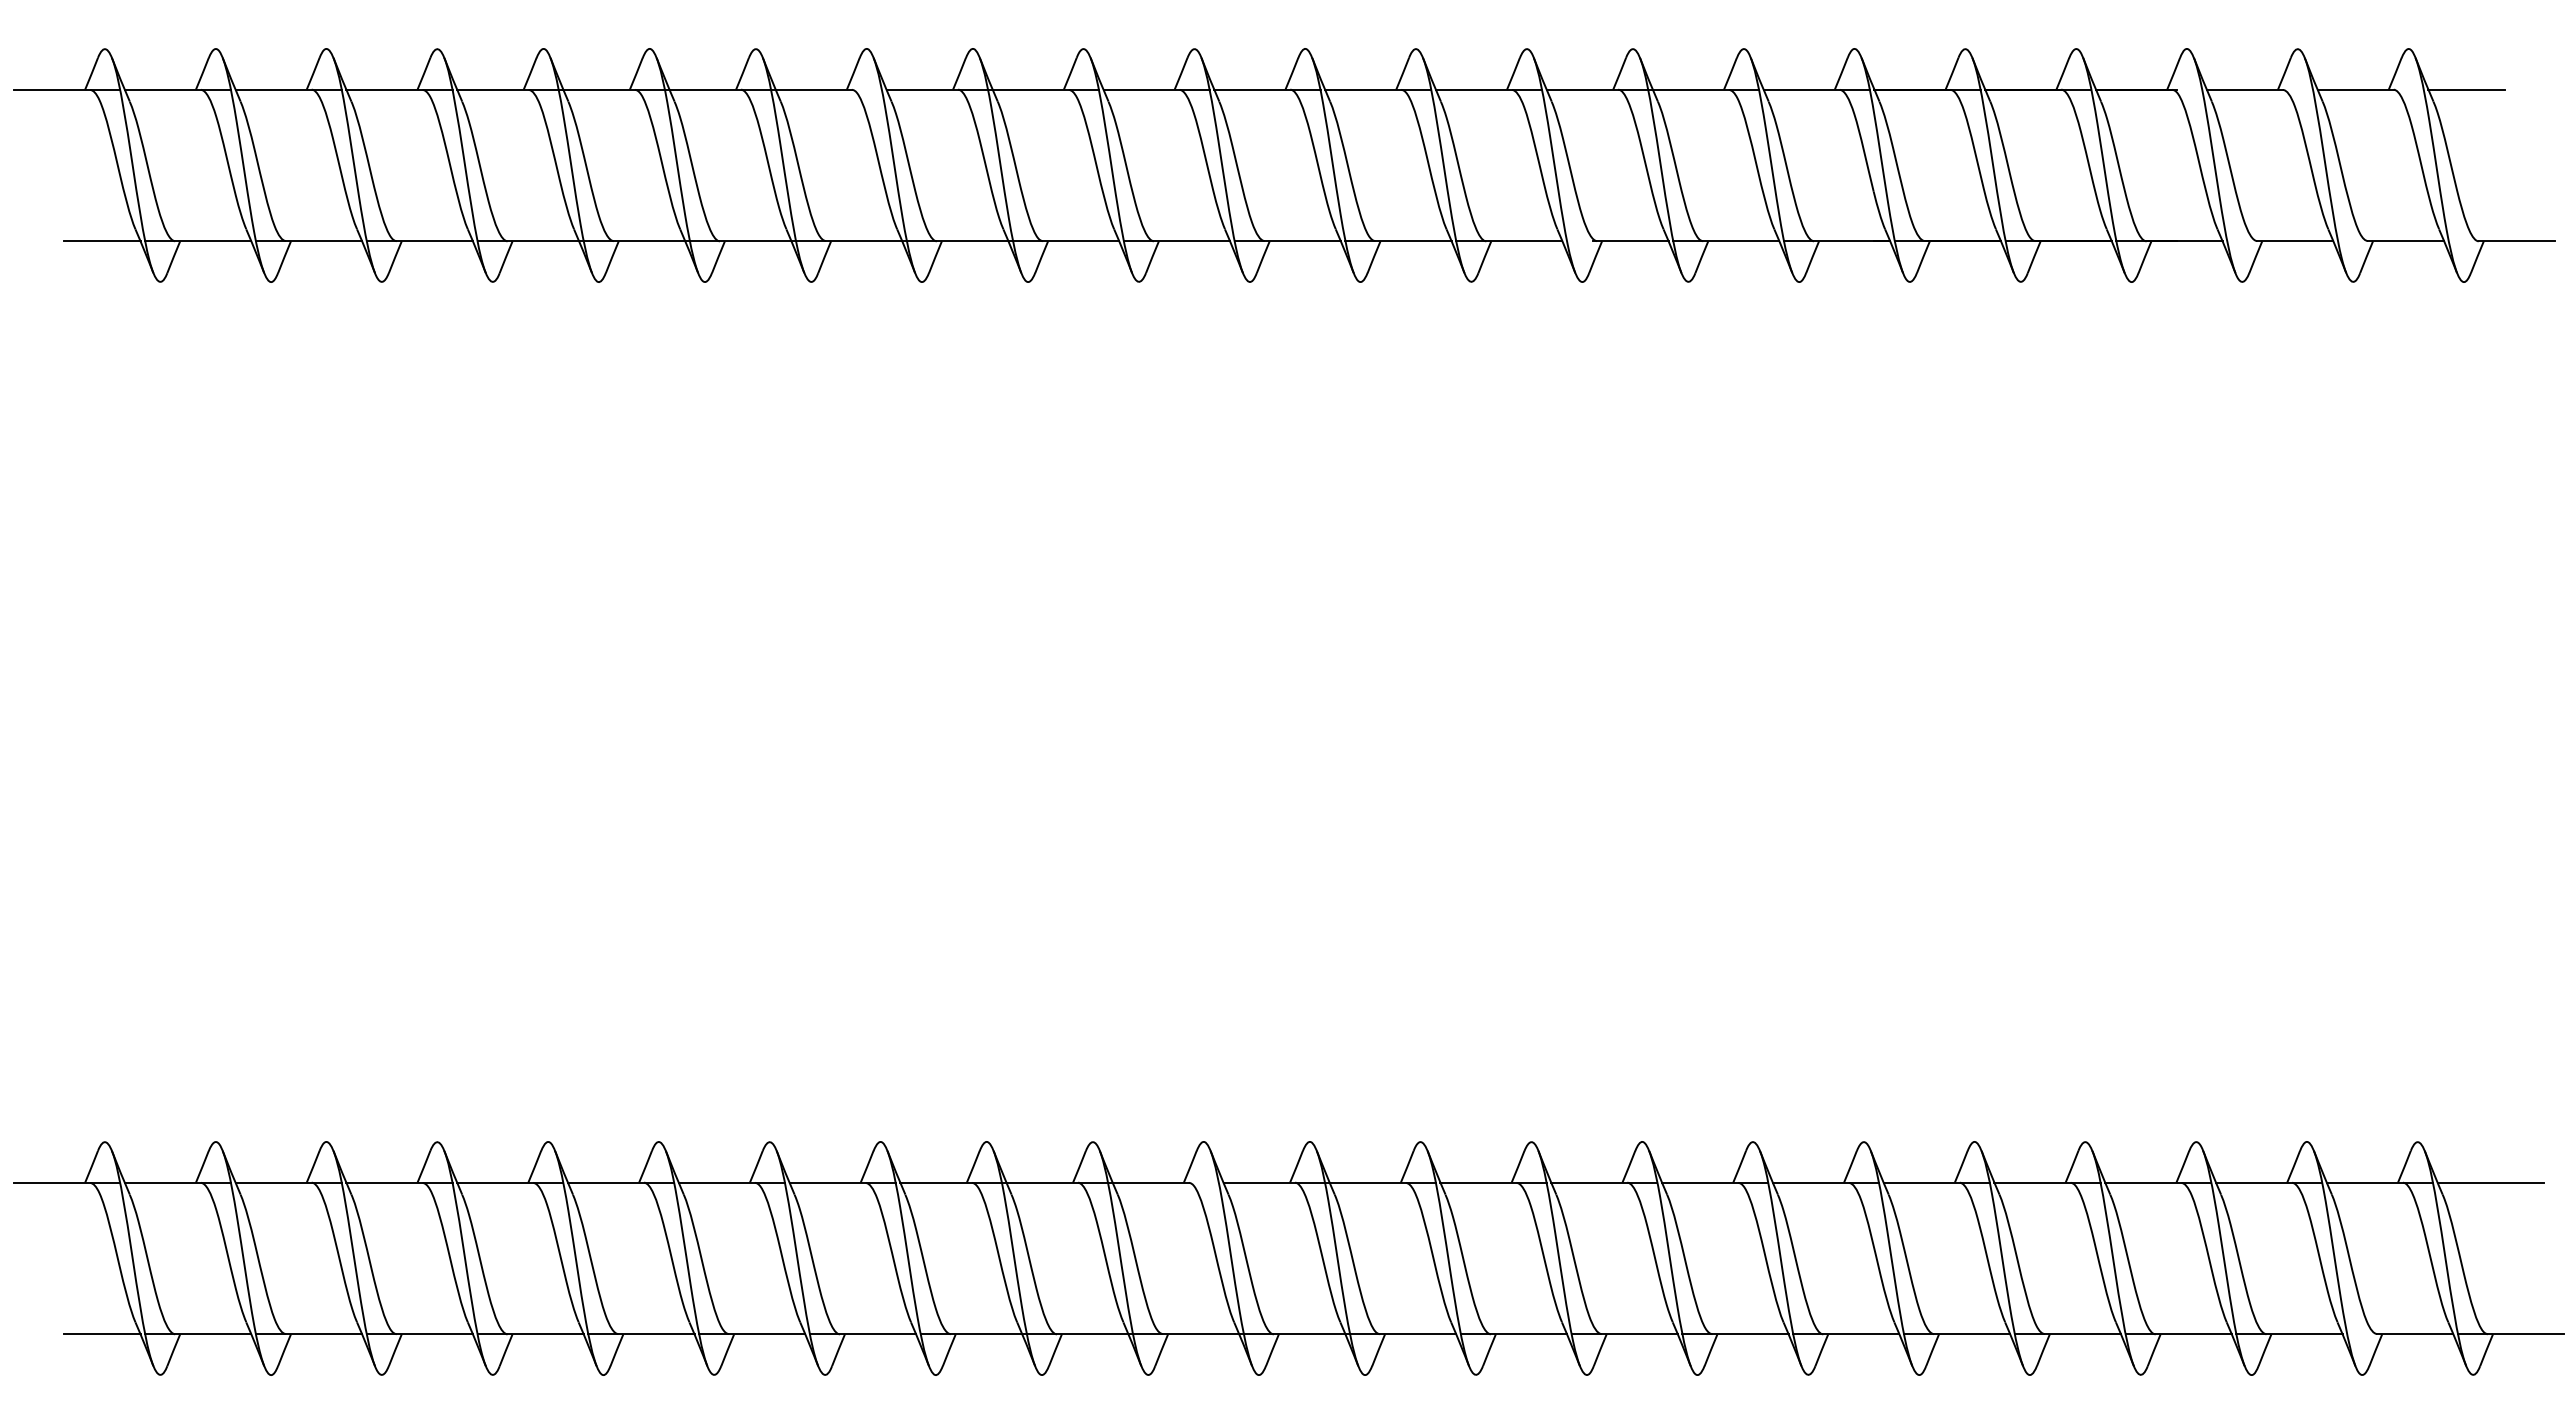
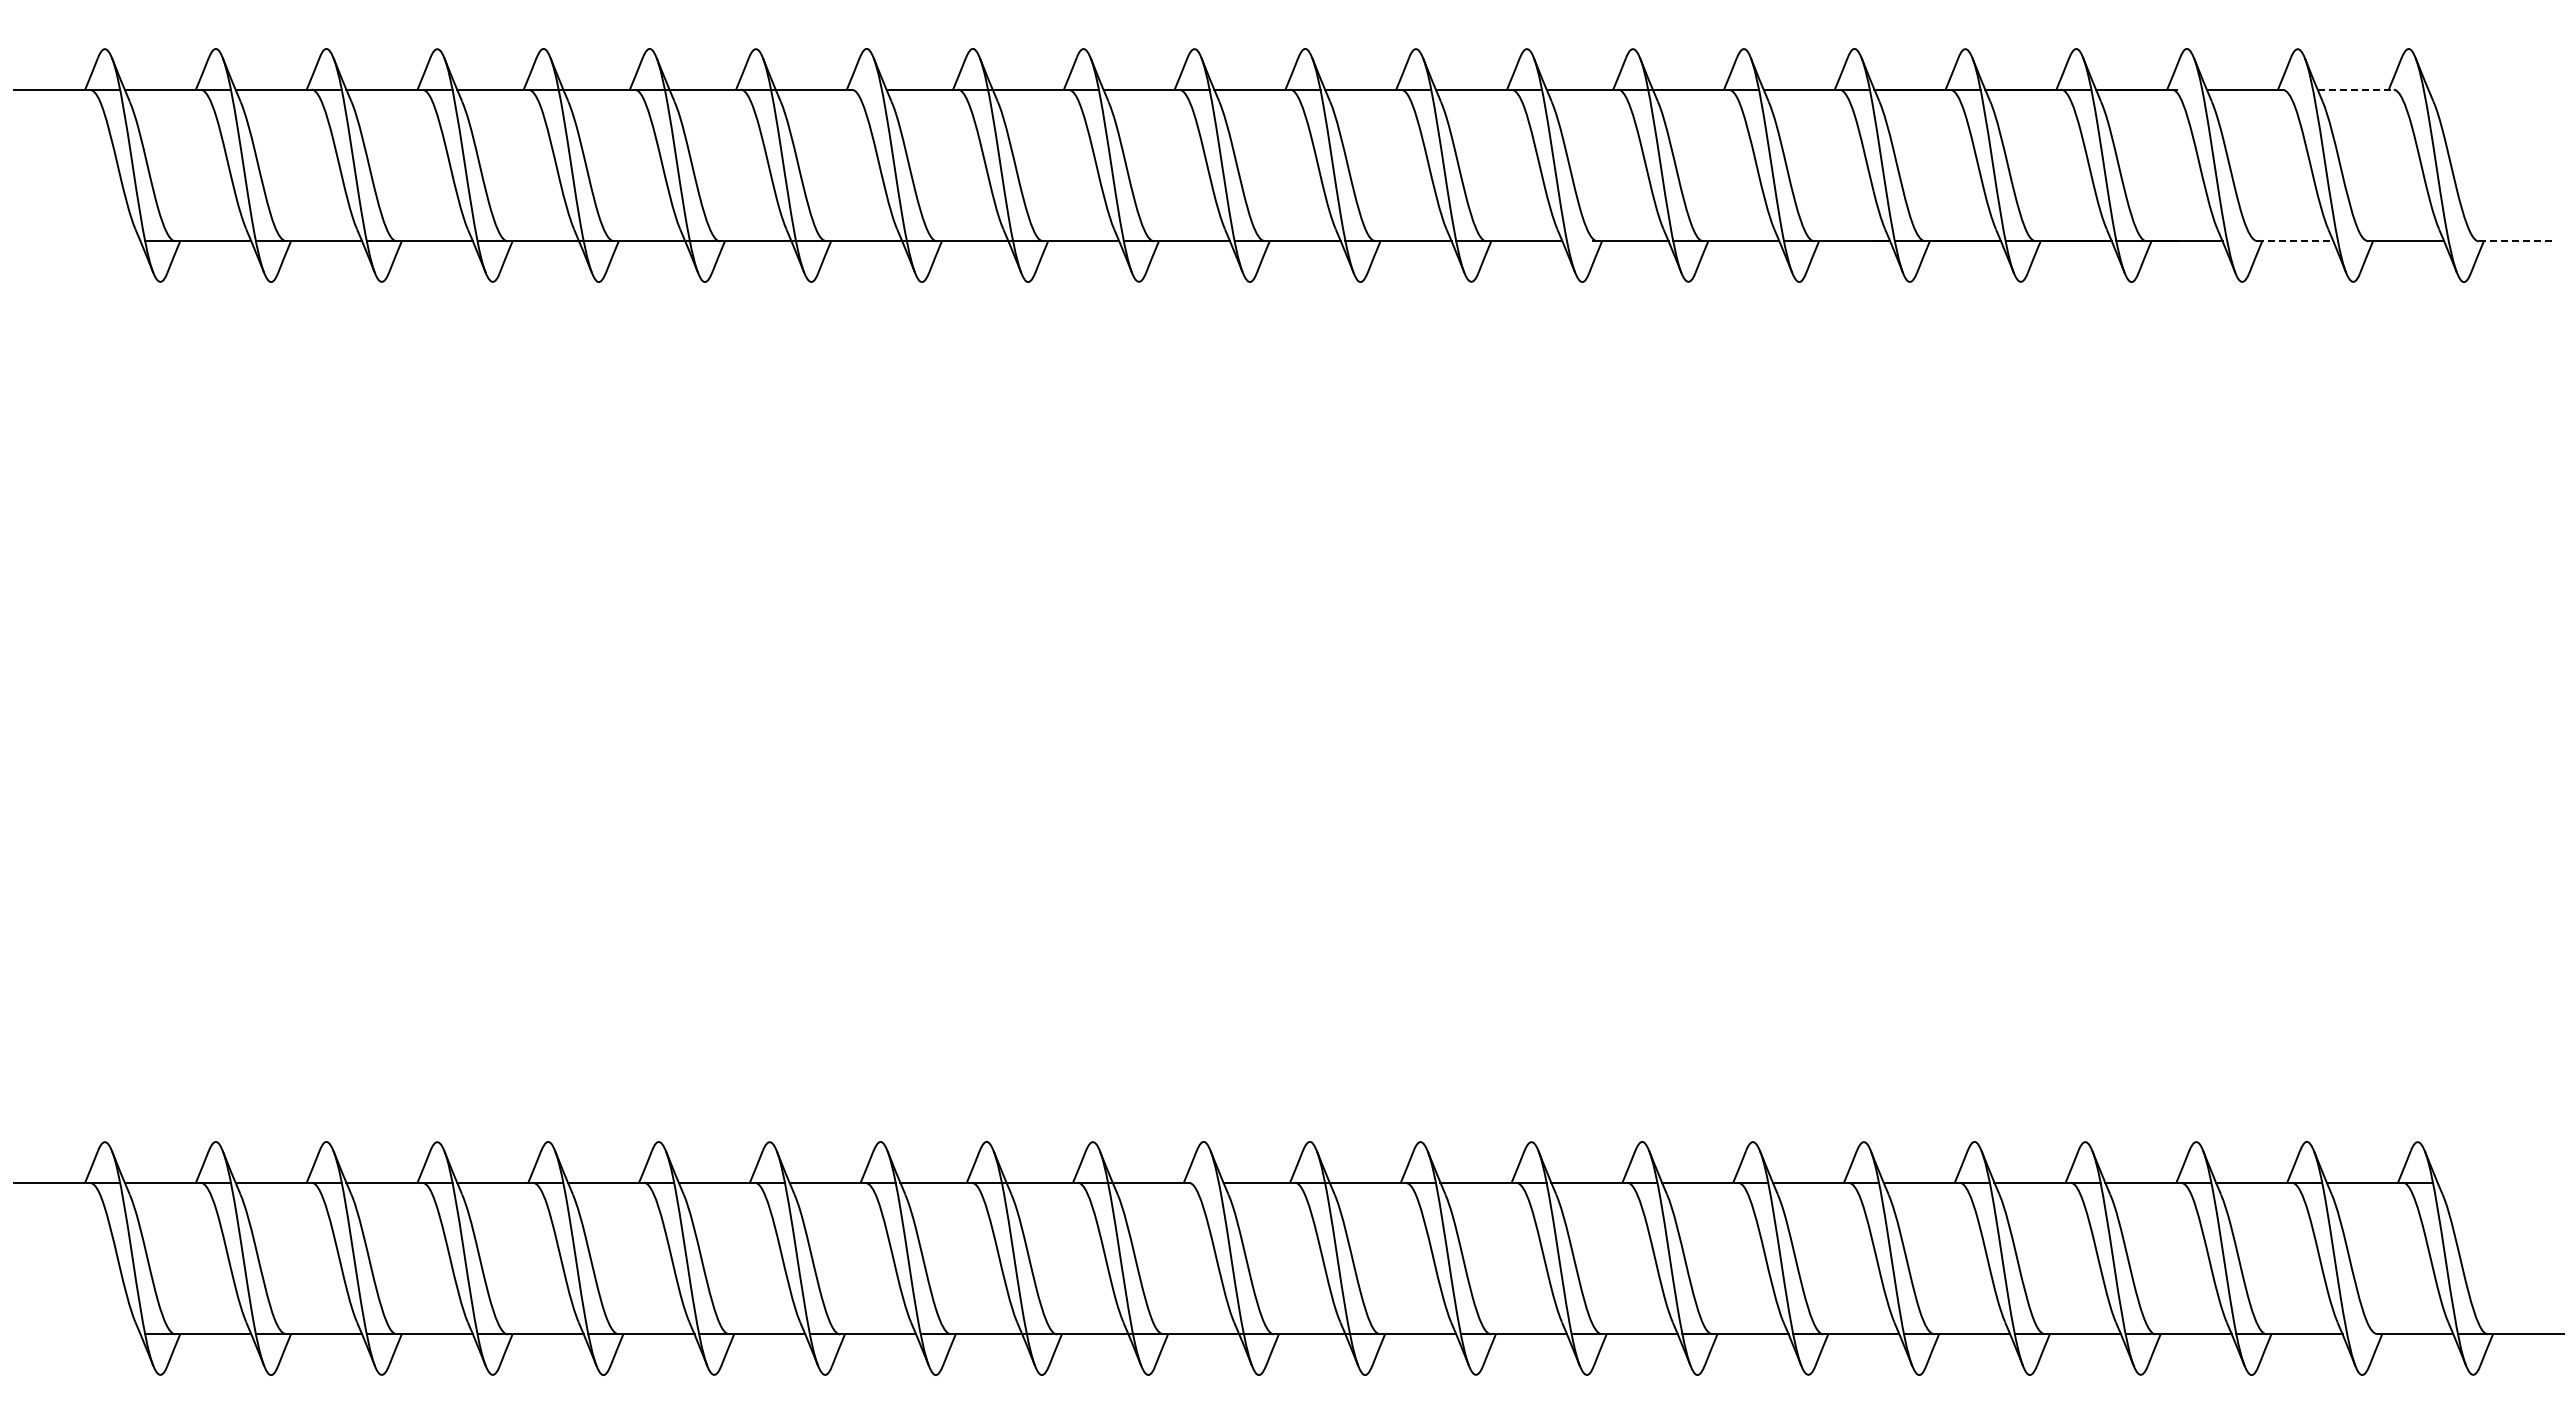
line: solid -> dashed (2356, 89)
line: present -> none (2466, 89)
line: present -> none (102, 241)
line: solid -> dashed (2295, 241)
line: solid -> dashed (2517, 241)
line: present -> none (2490, 1182)
line: present -> none (102, 1334)
